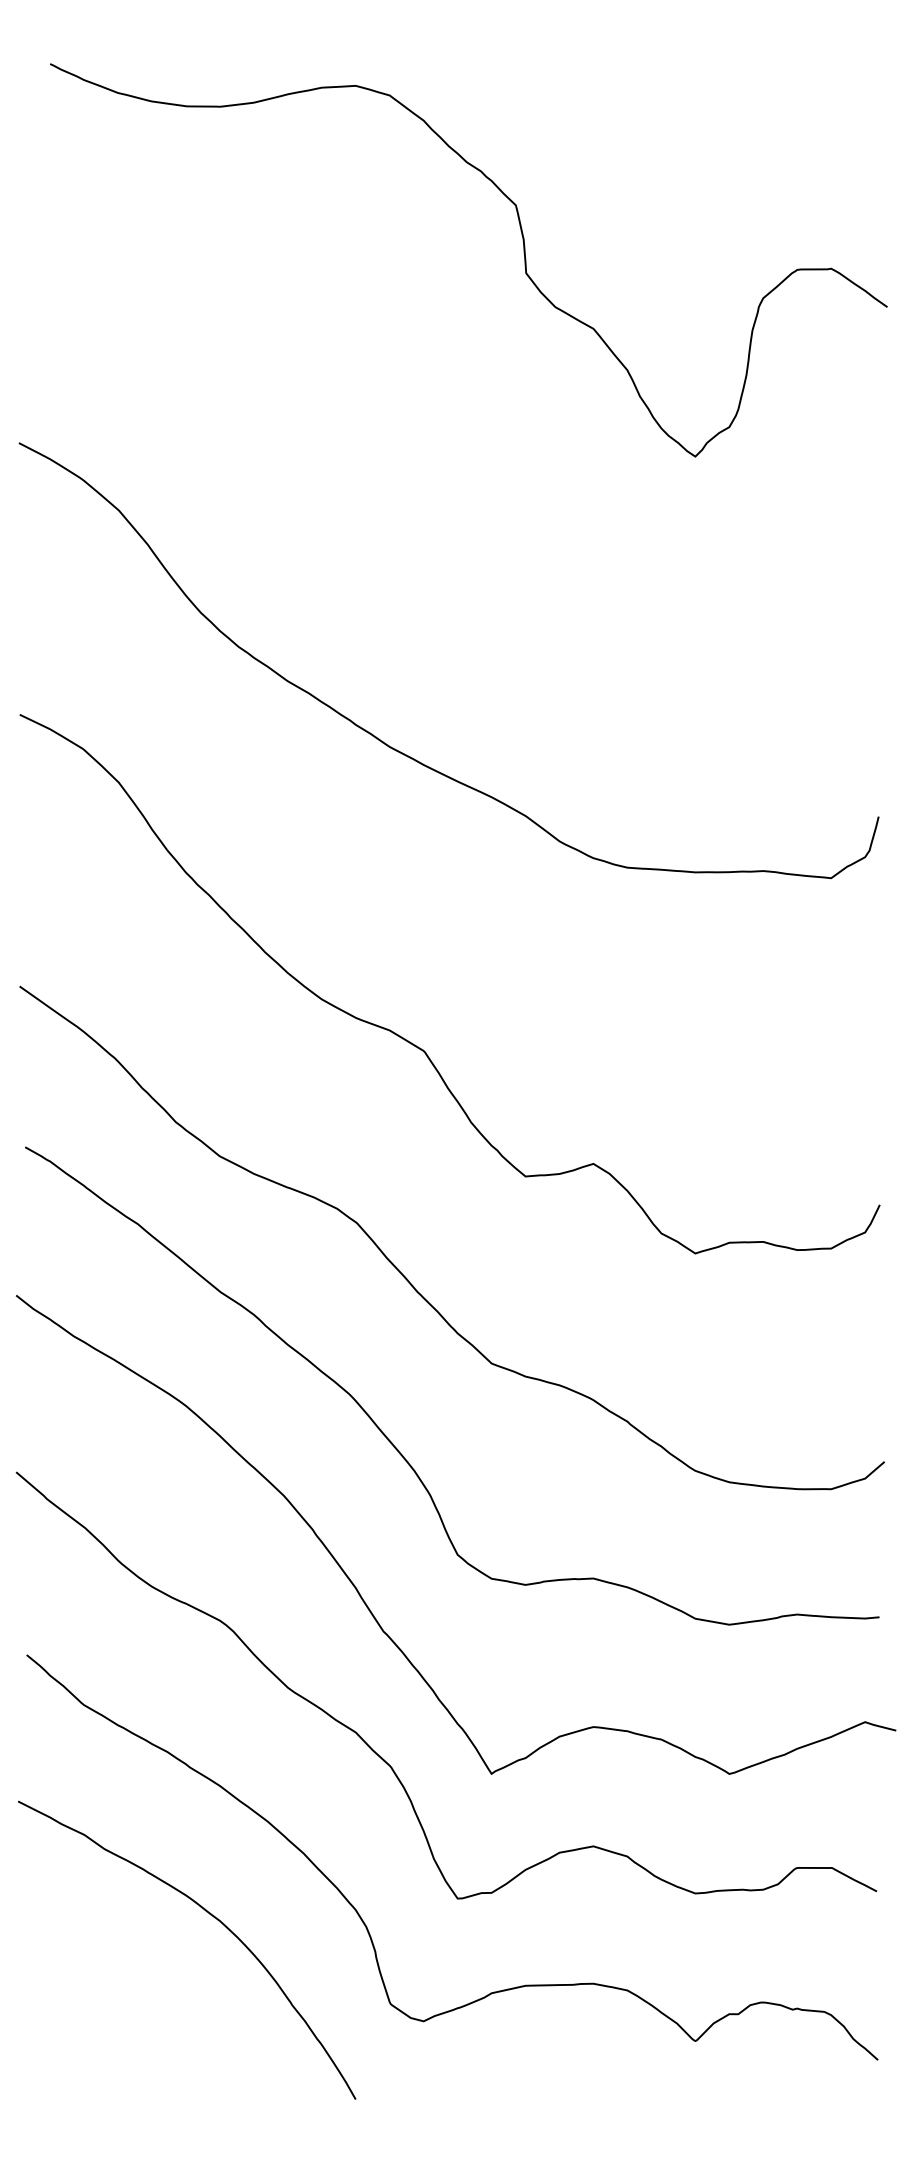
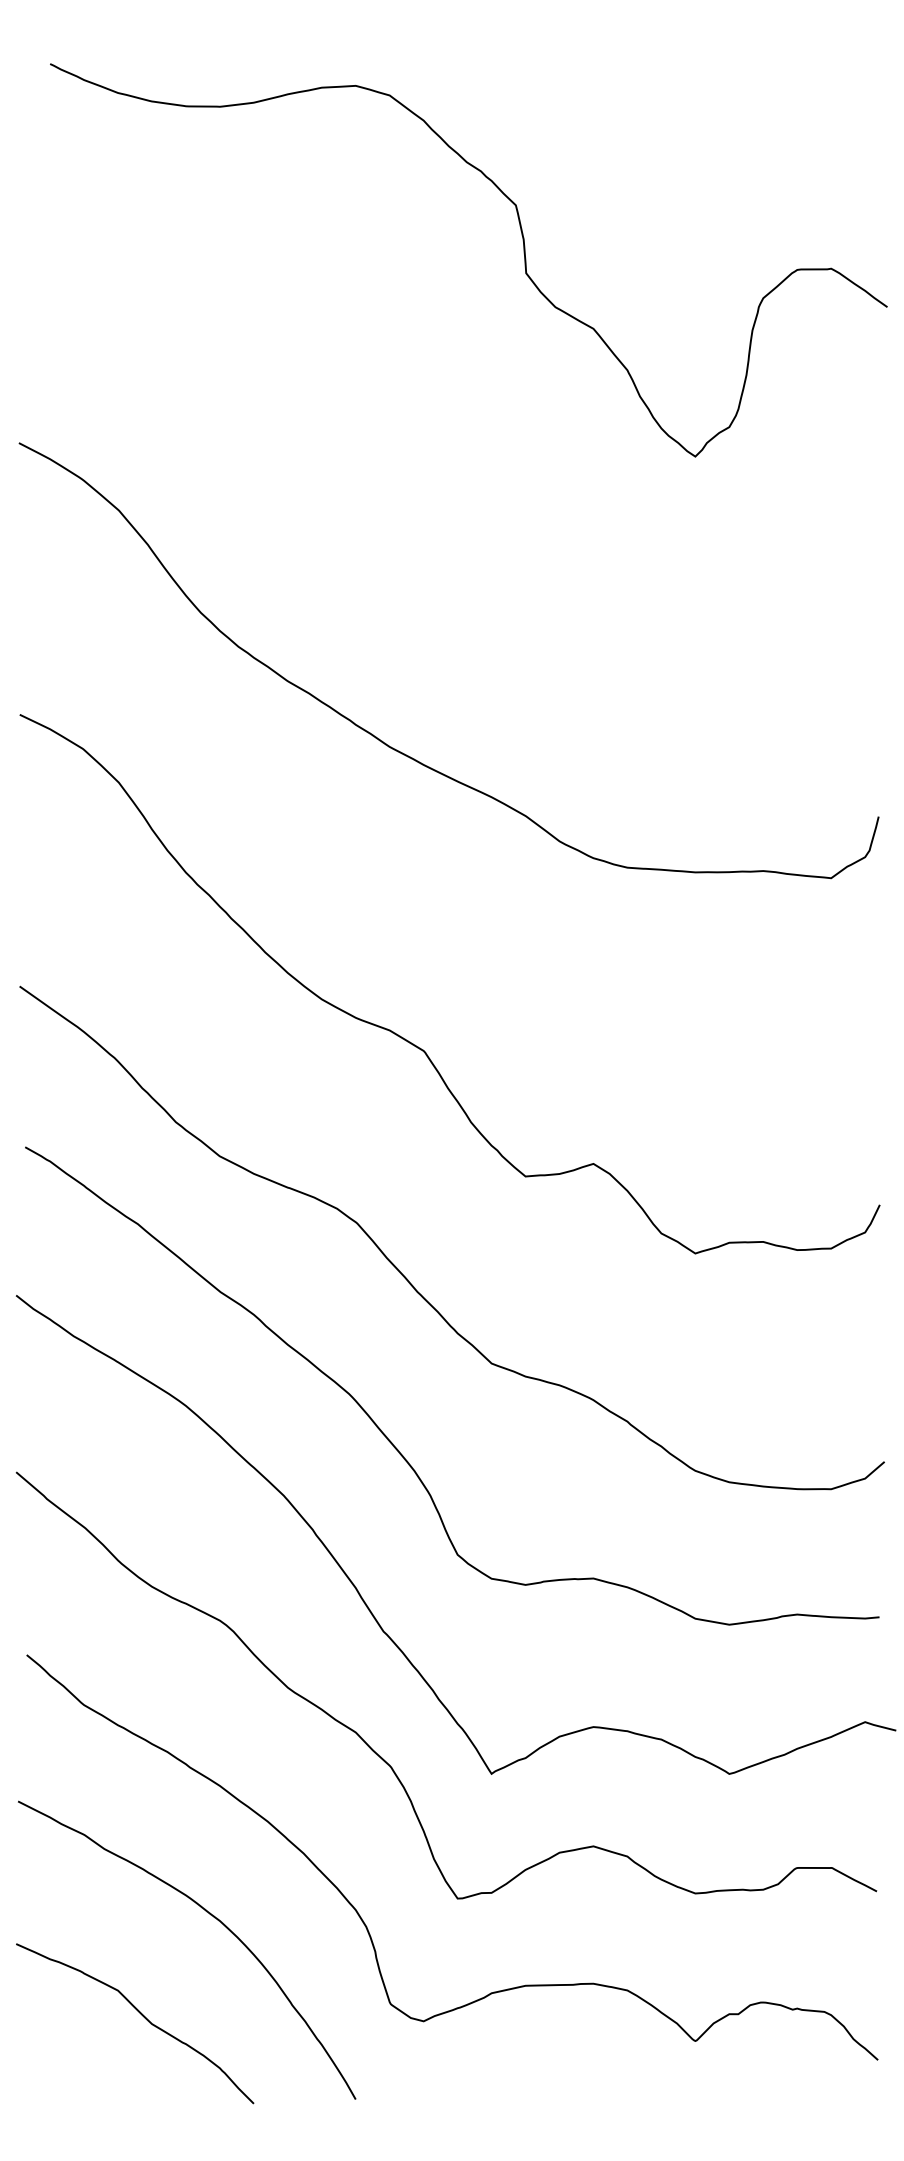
curve: none -> present (142, 2016)
